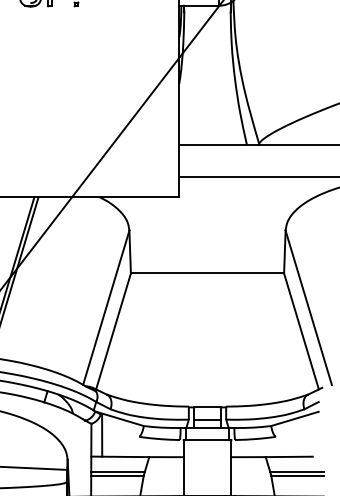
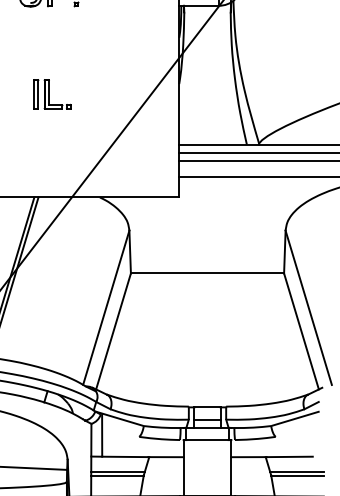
part: none -> present (52, 94)
line: none -> present (257, 153)
line: none -> present (257, 160)
